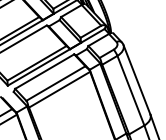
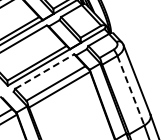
line: solid -> dashed (45, 71)
line: solid -> dashed (131, 91)
